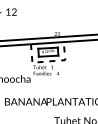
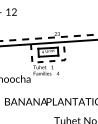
line: solid -> dashed (48, 37)
